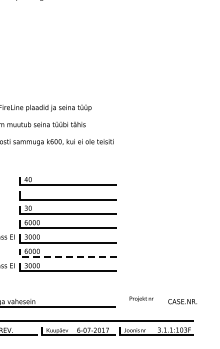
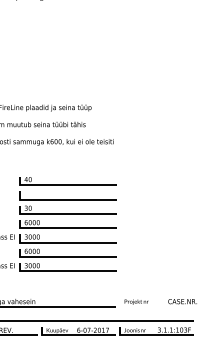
line: dashed -> solid (63, 257)
text position: (141, 298) -> (136, 301) (136, 301)
